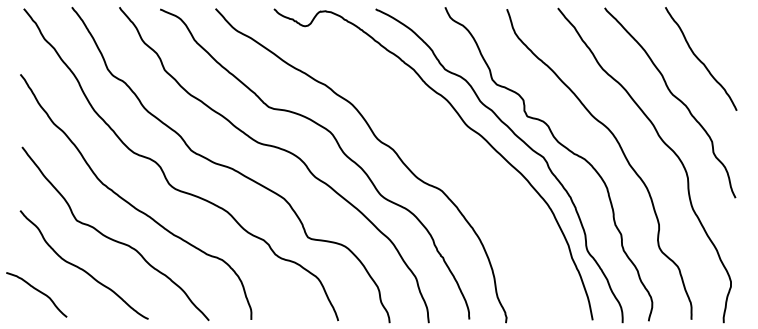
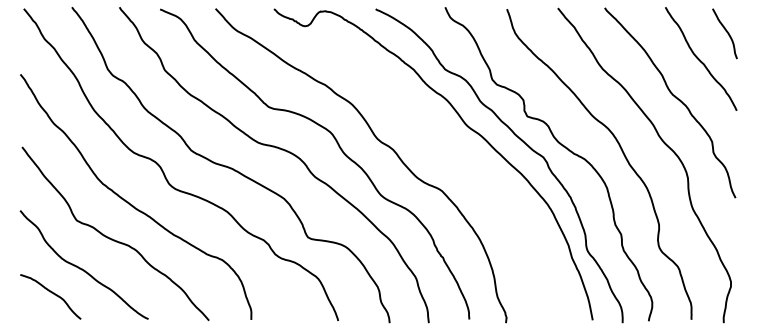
curve: none -> present (725, 31)
curve position: (37, 291) -> (51, 293) (51, 293)
